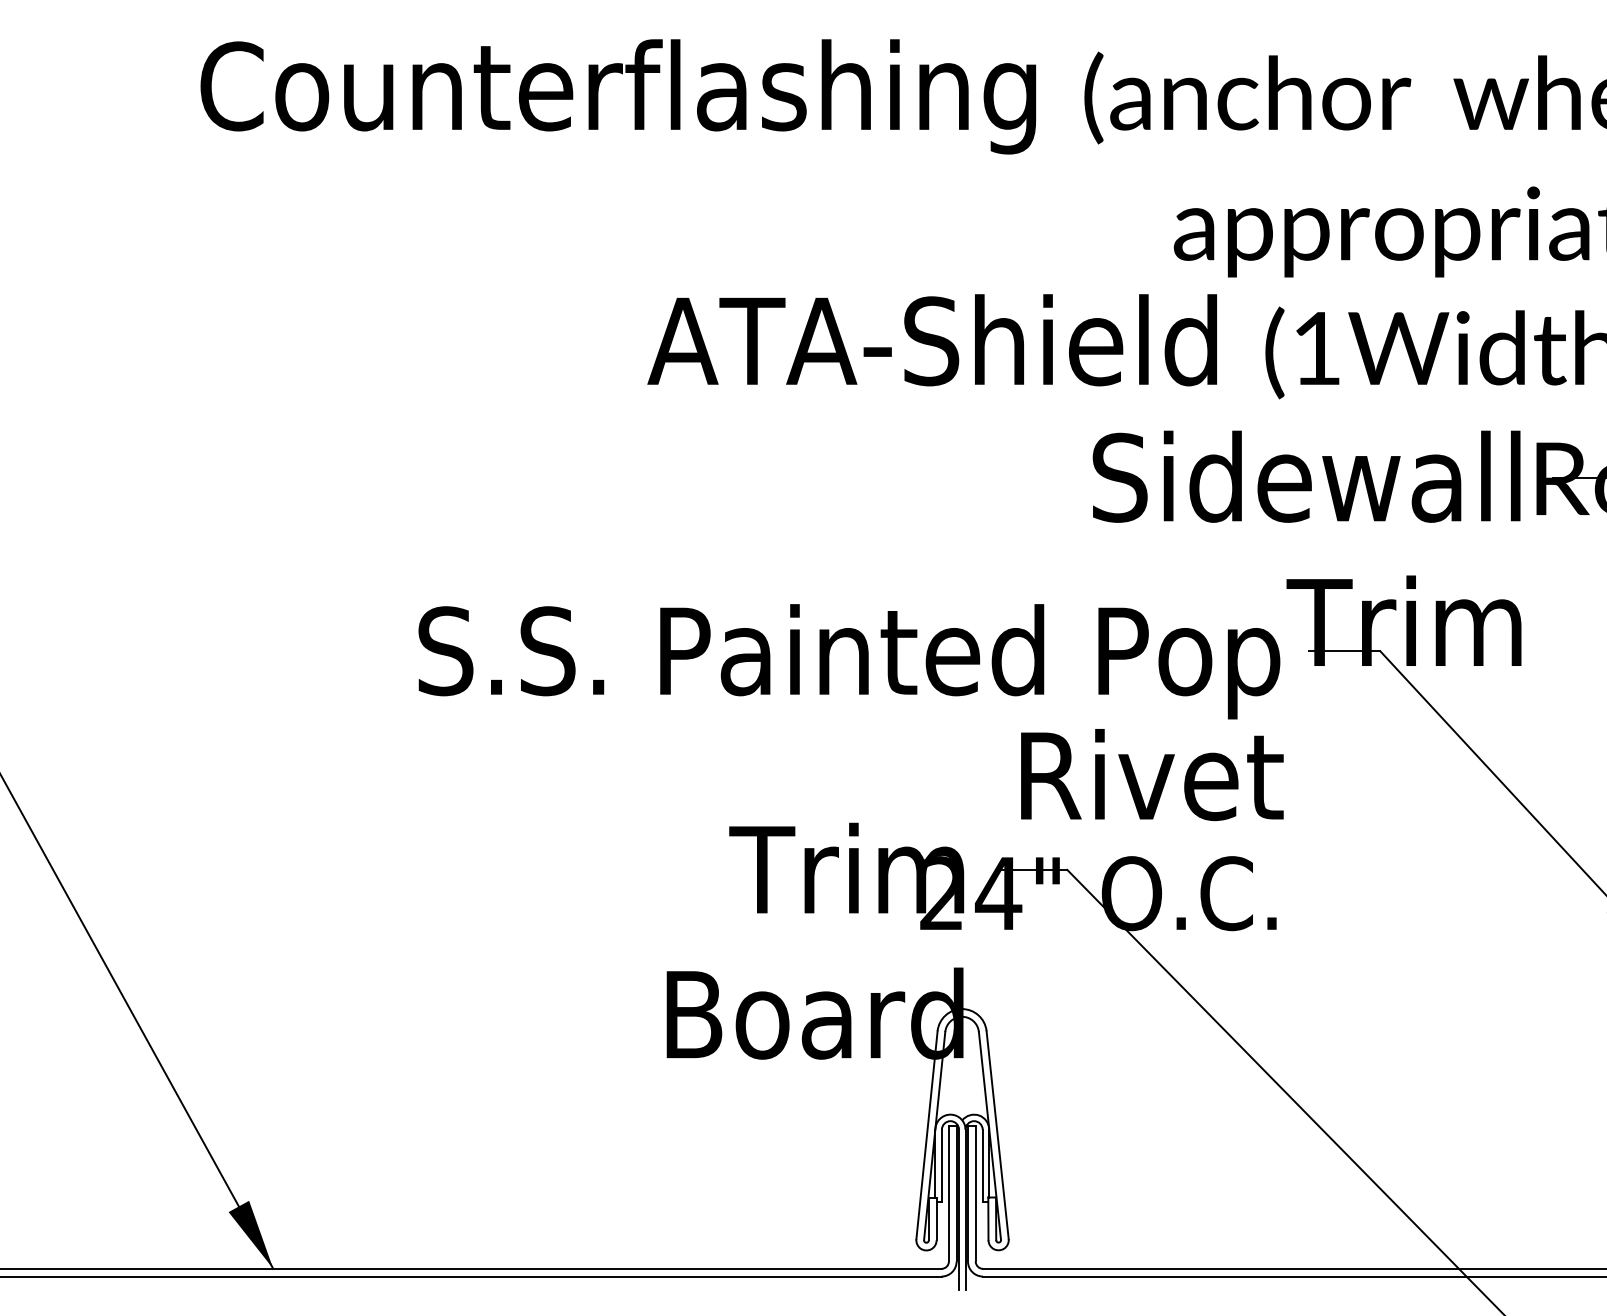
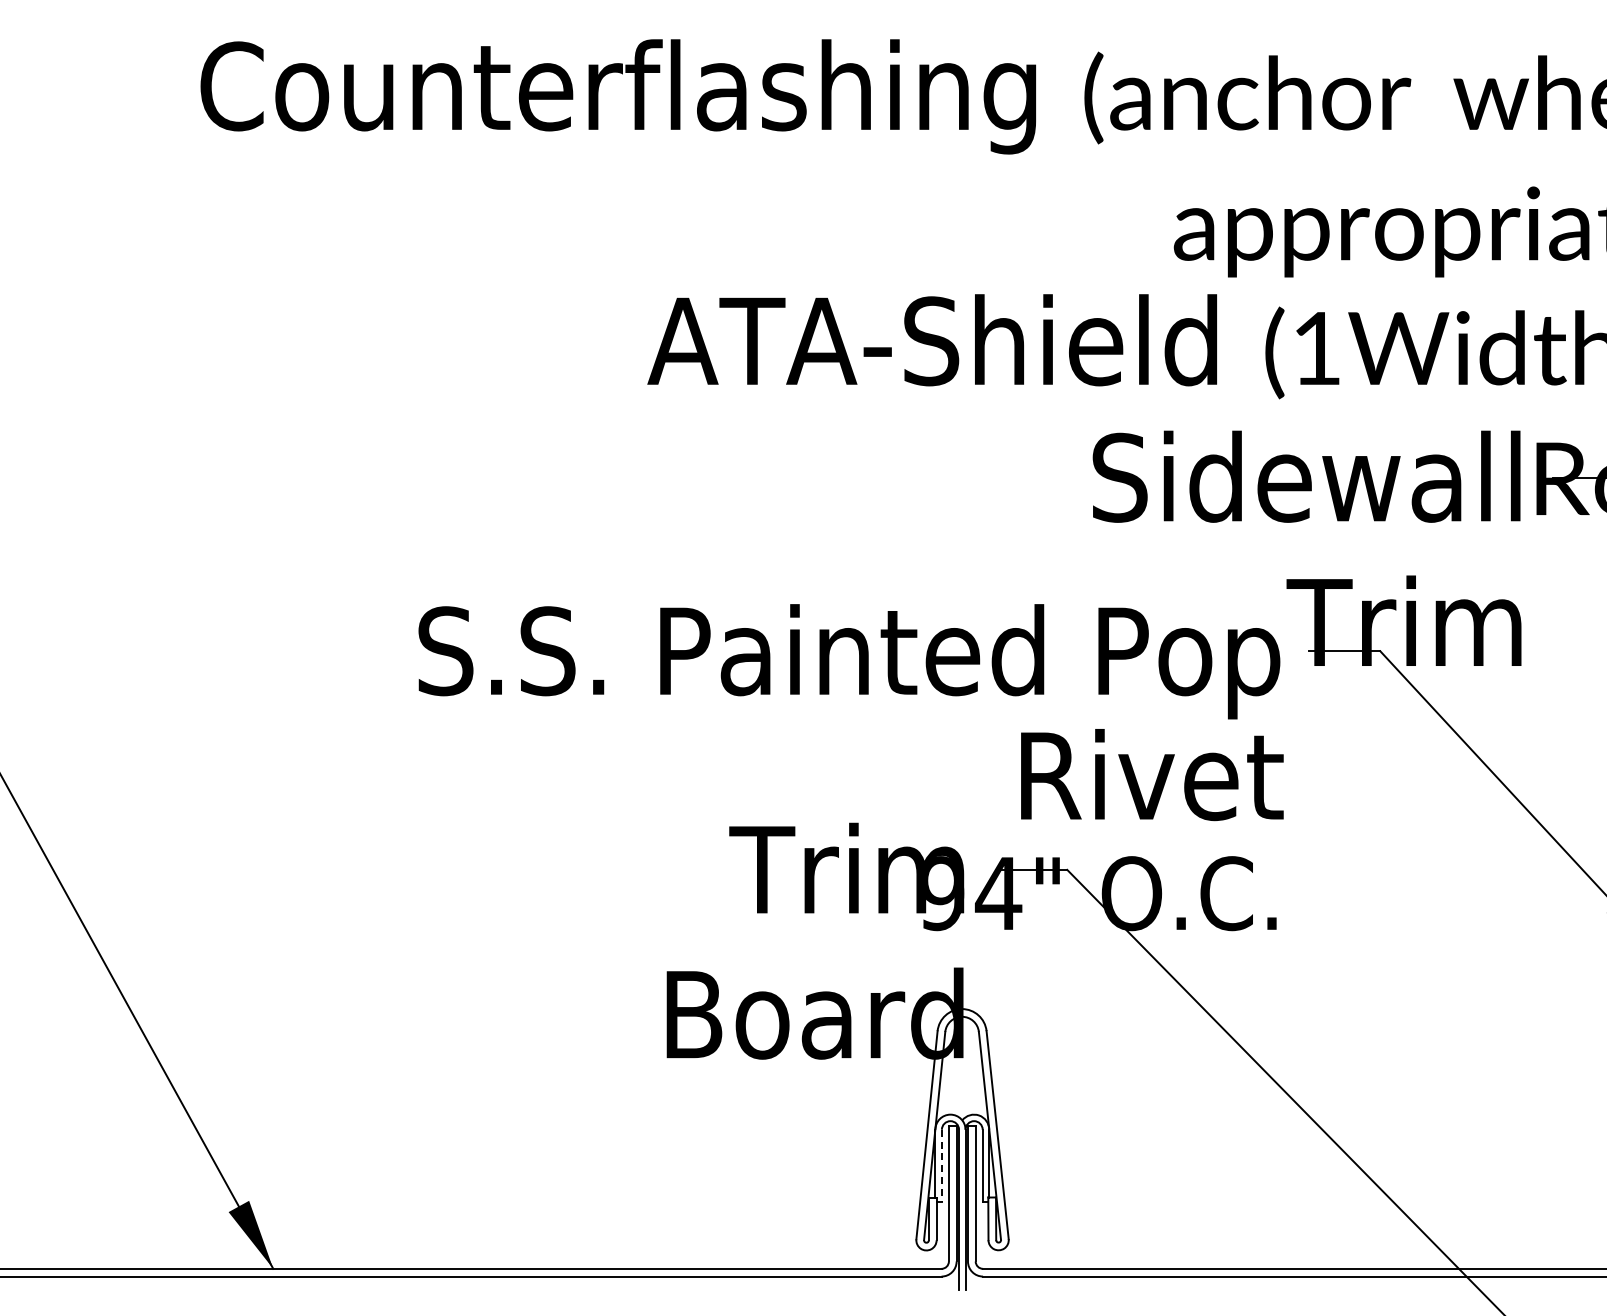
text: 24" -> 94" (942, 893)
line: solid -> dashed (941, 1165)
